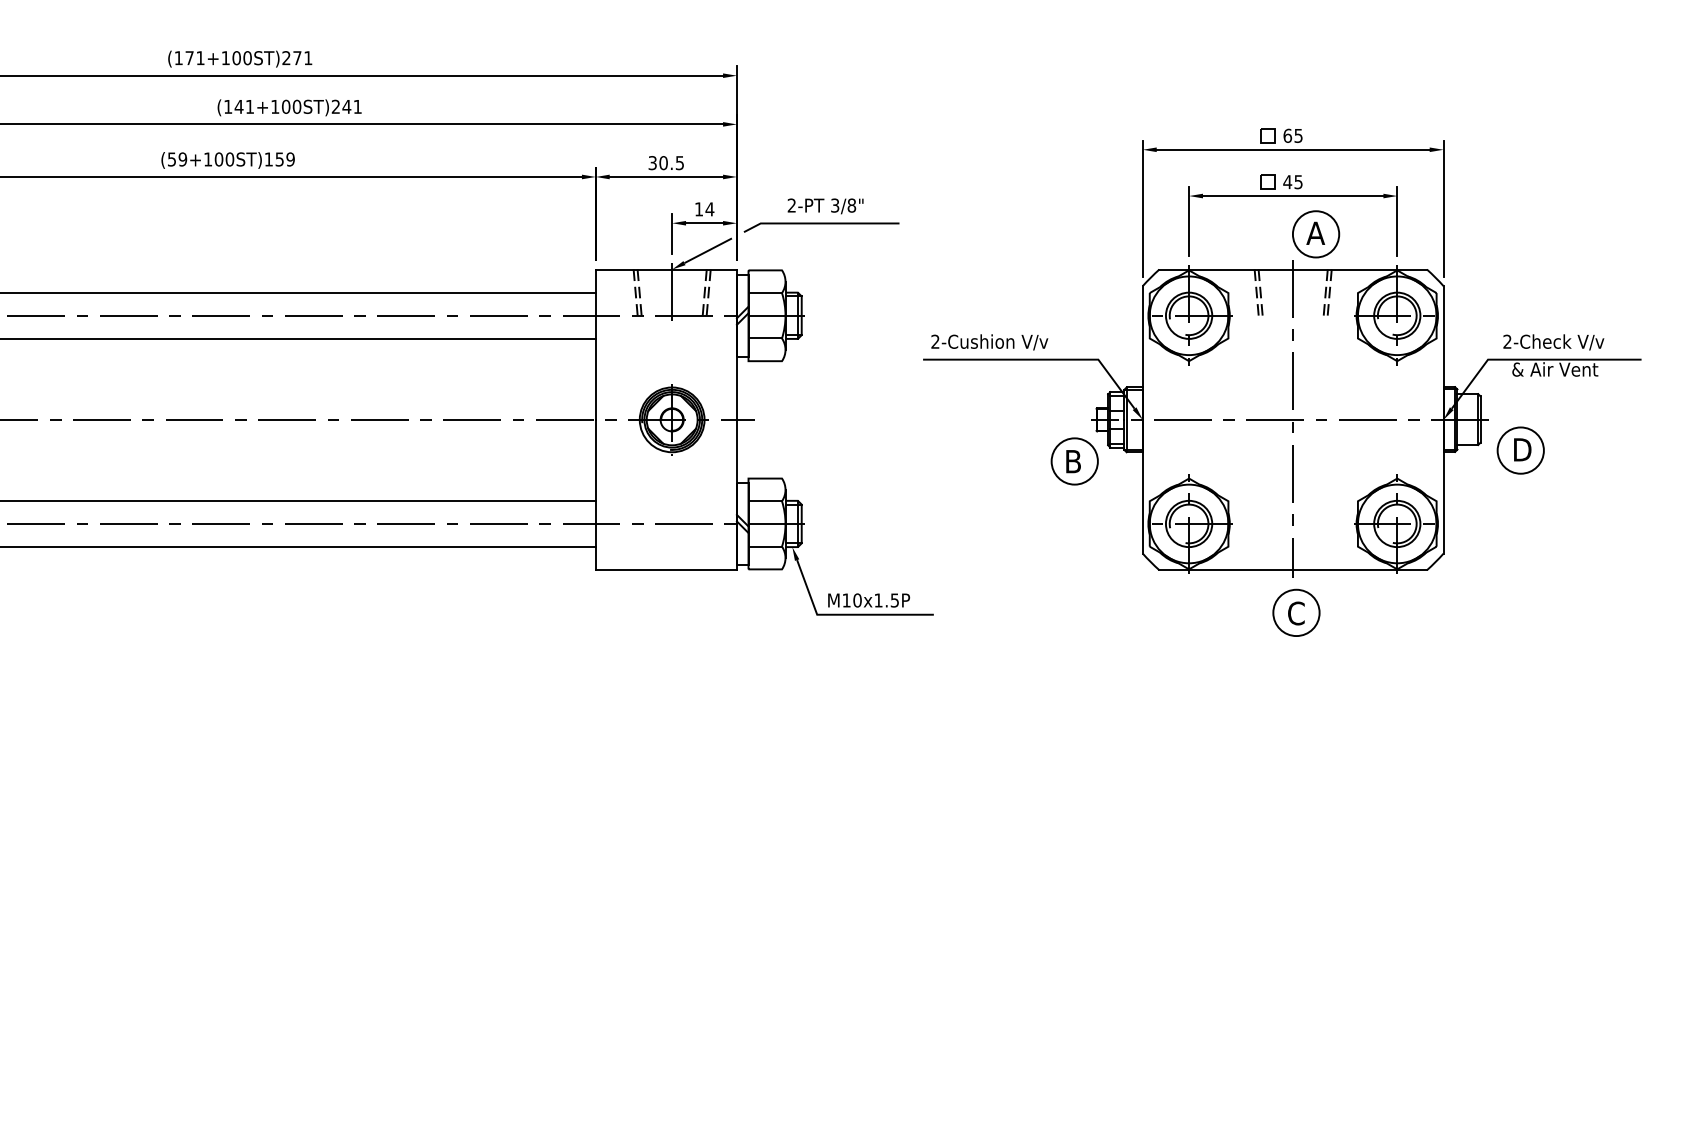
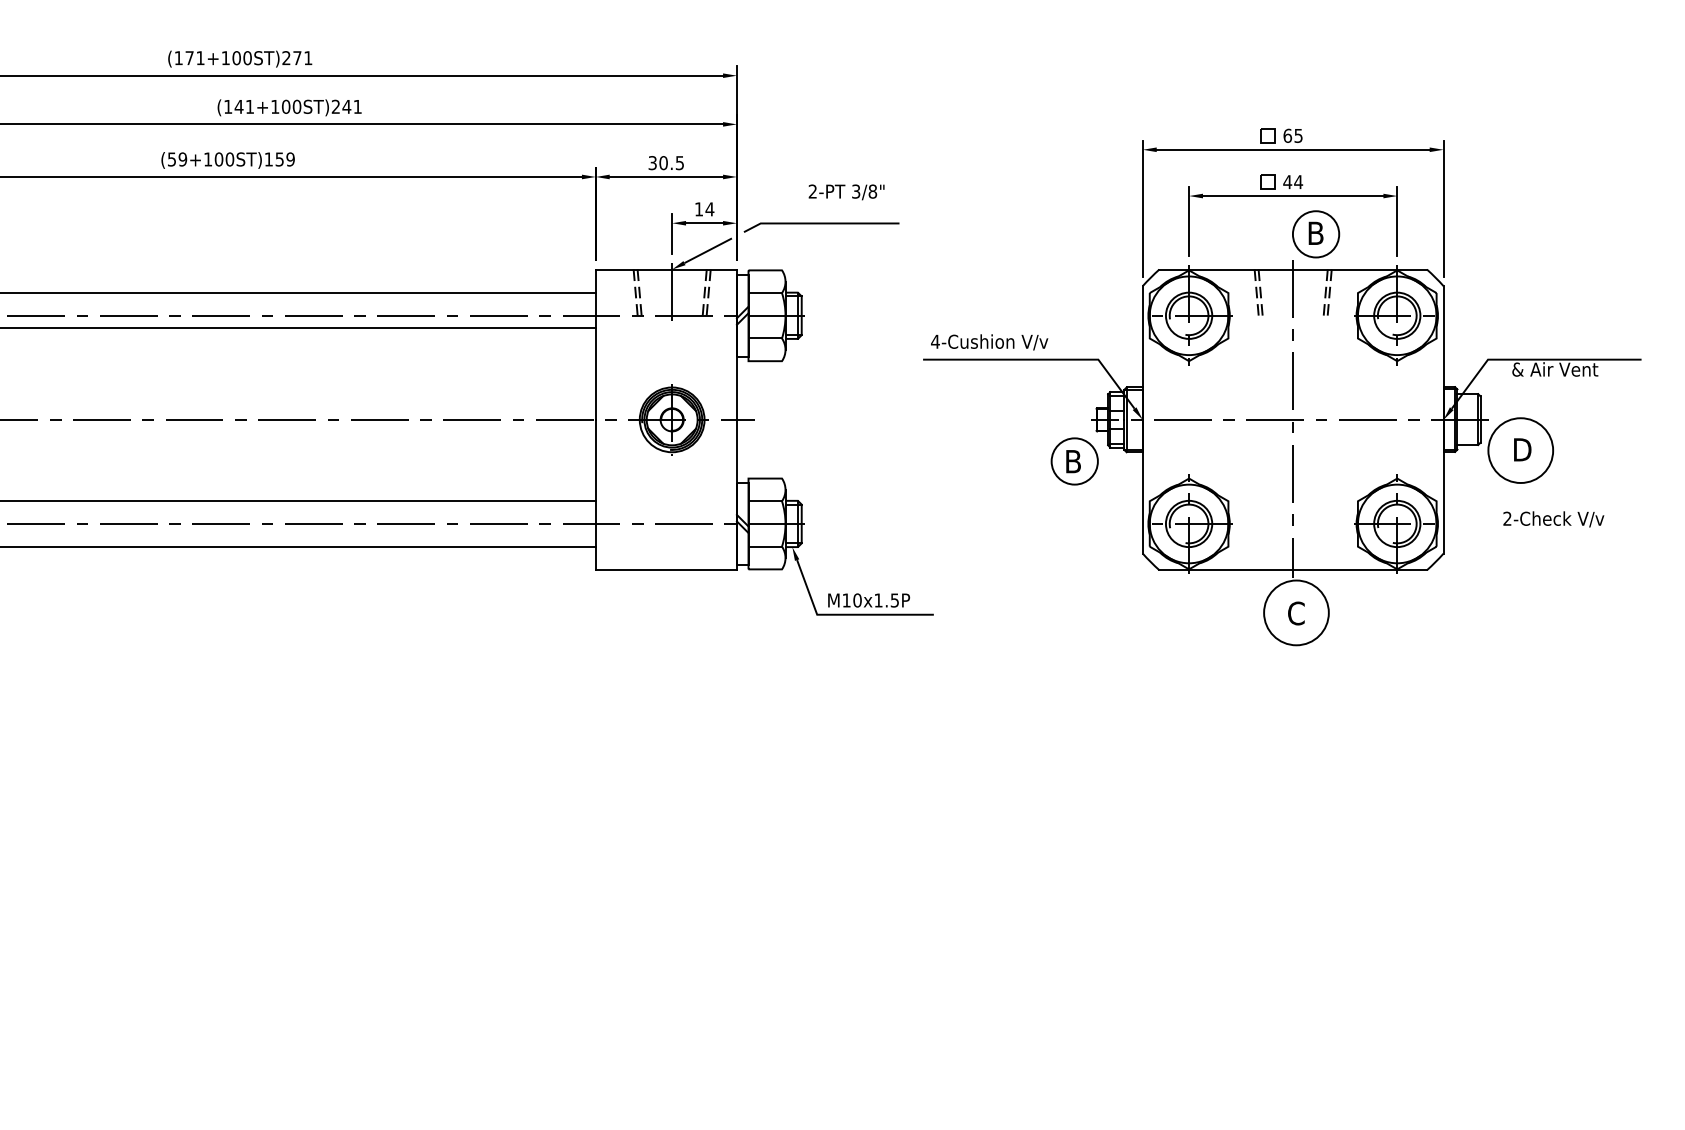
text: 45 -> 44 (1298, 182)
text position: (825, 206) -> (846, 192) (846, 192)
text: A -> B (1315, 232)
line position: (298, 338) -> (298, 327) (298, 327)
text: 2-Cushion -> 4-Cushion (935, 341)
text position: (1553, 342) -> (1553, 519) (1553, 519)
circle diameter: 46 px -> 65 px (1520, 450)
circle diameter: 46 px -> 65 px (1296, 612)
